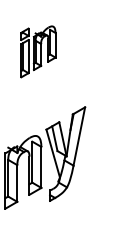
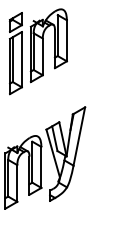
part size: 37x54 px -> 59x88 px (38, 51)
